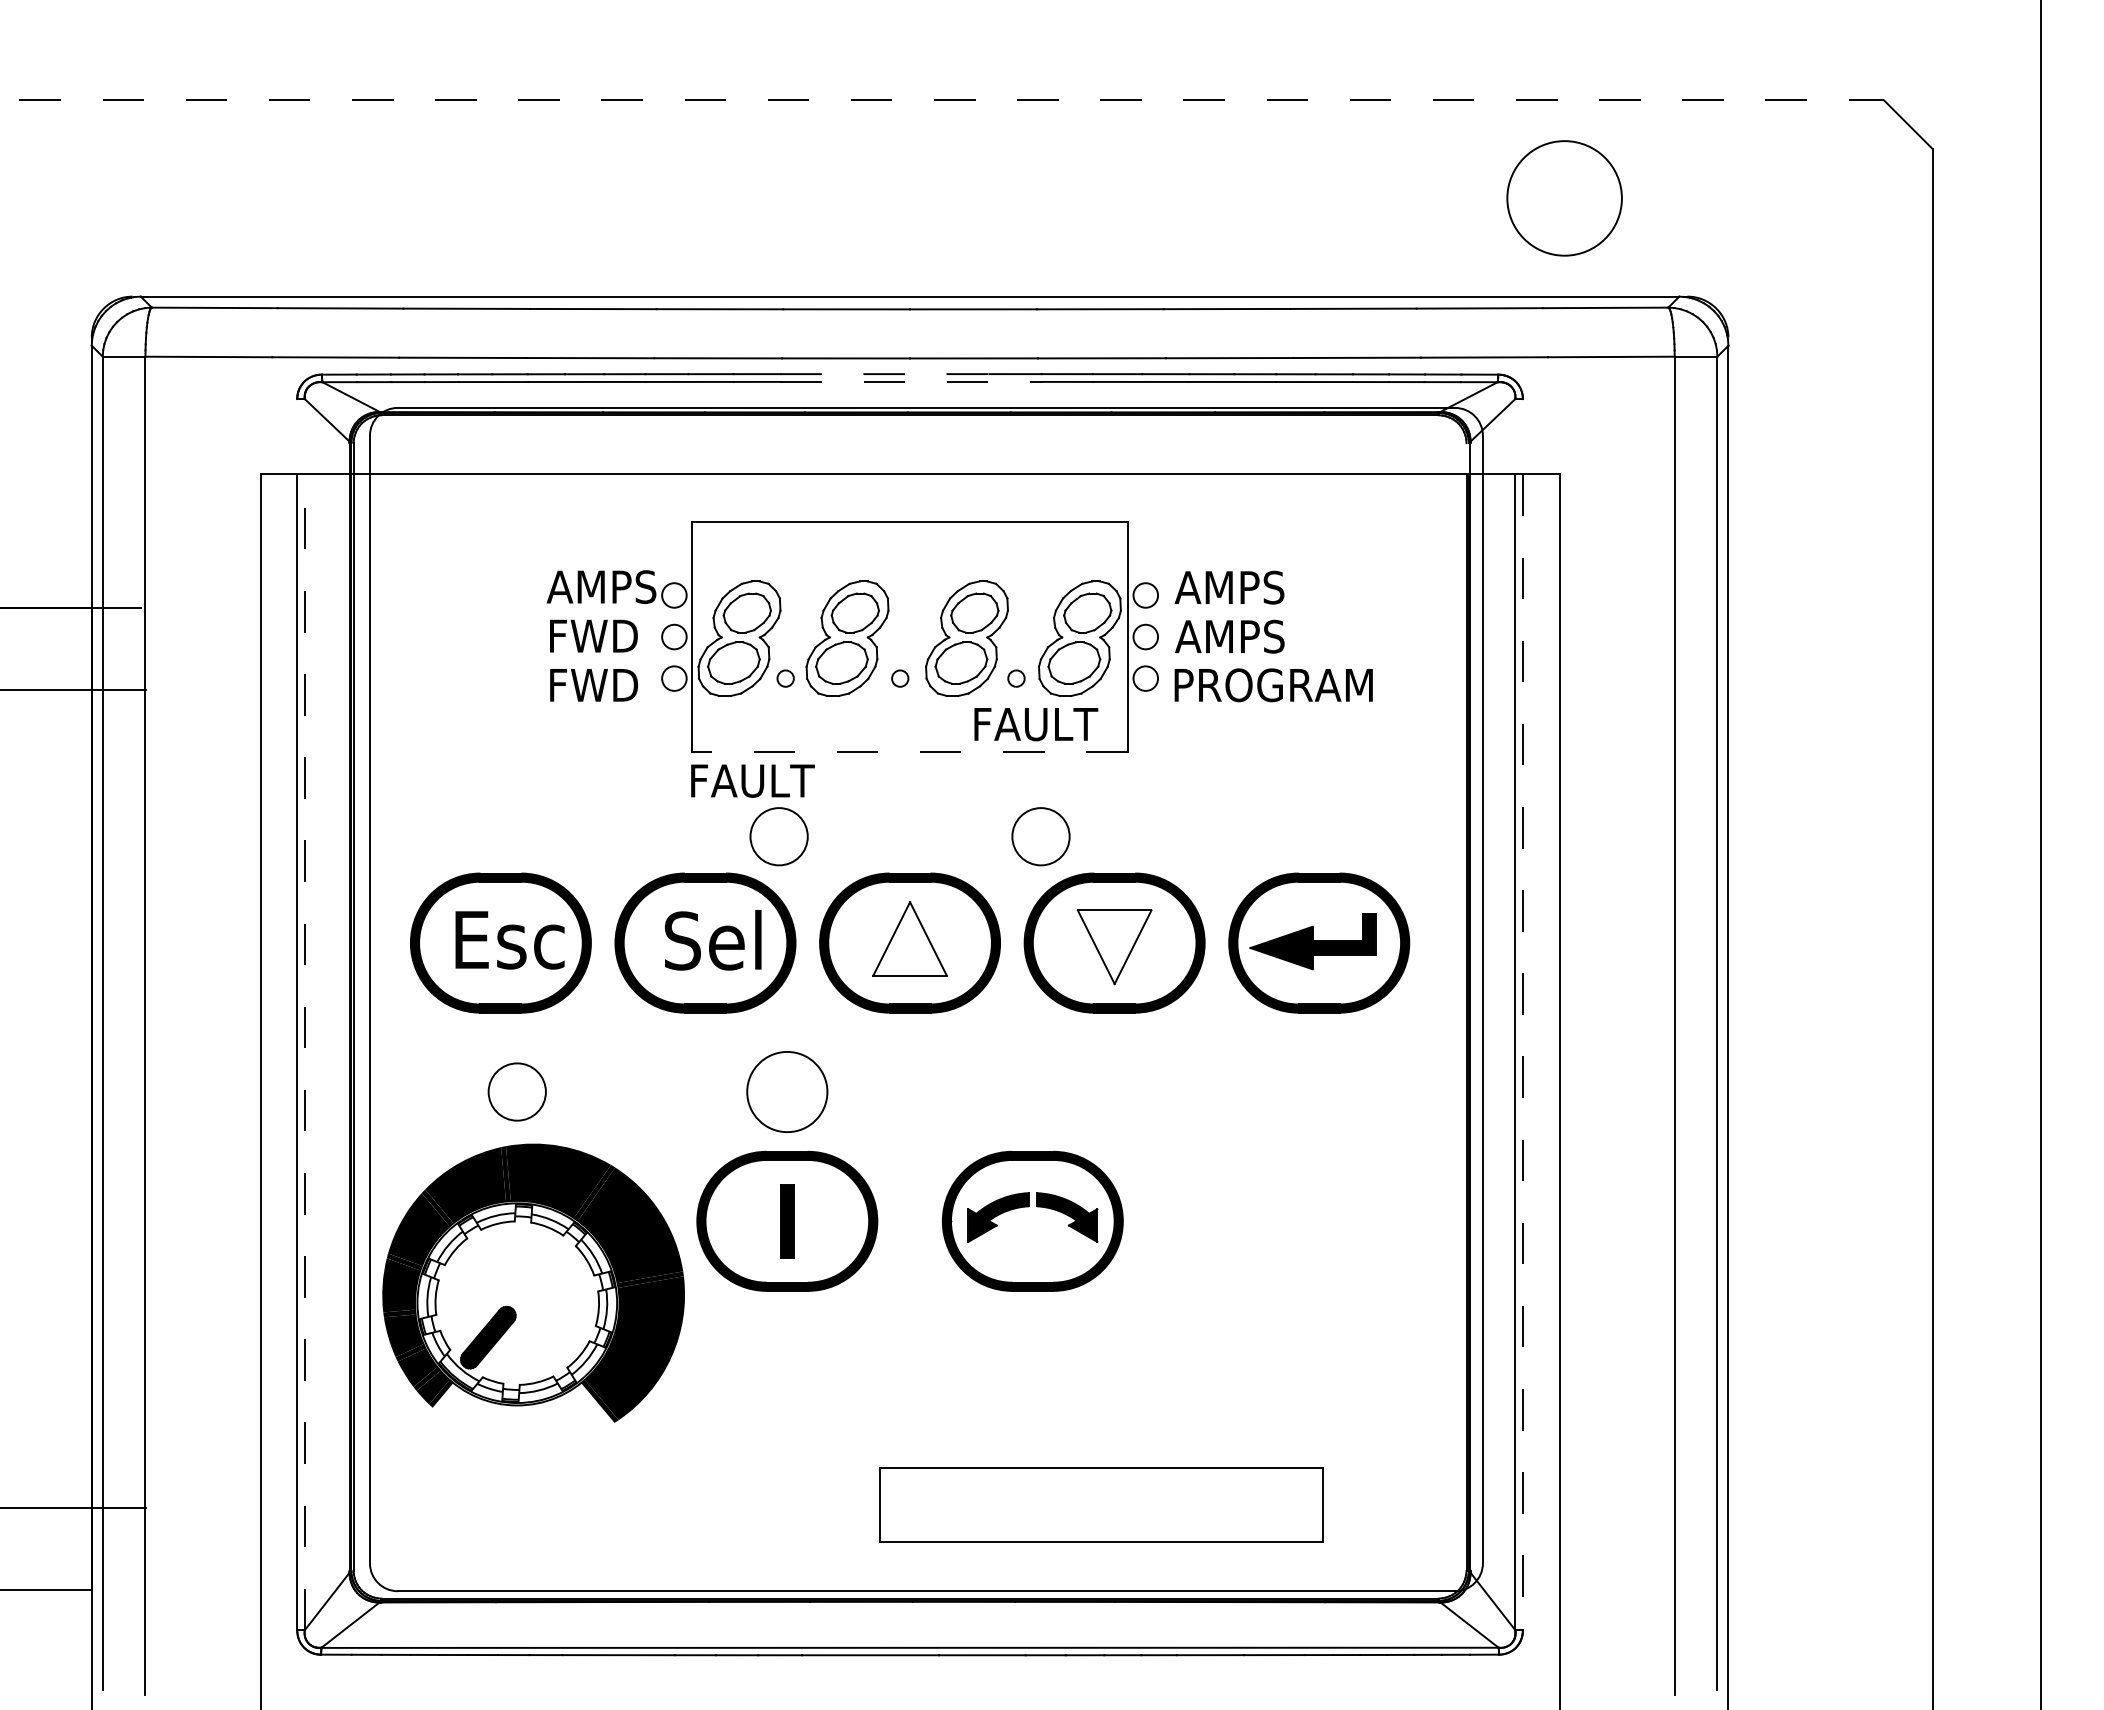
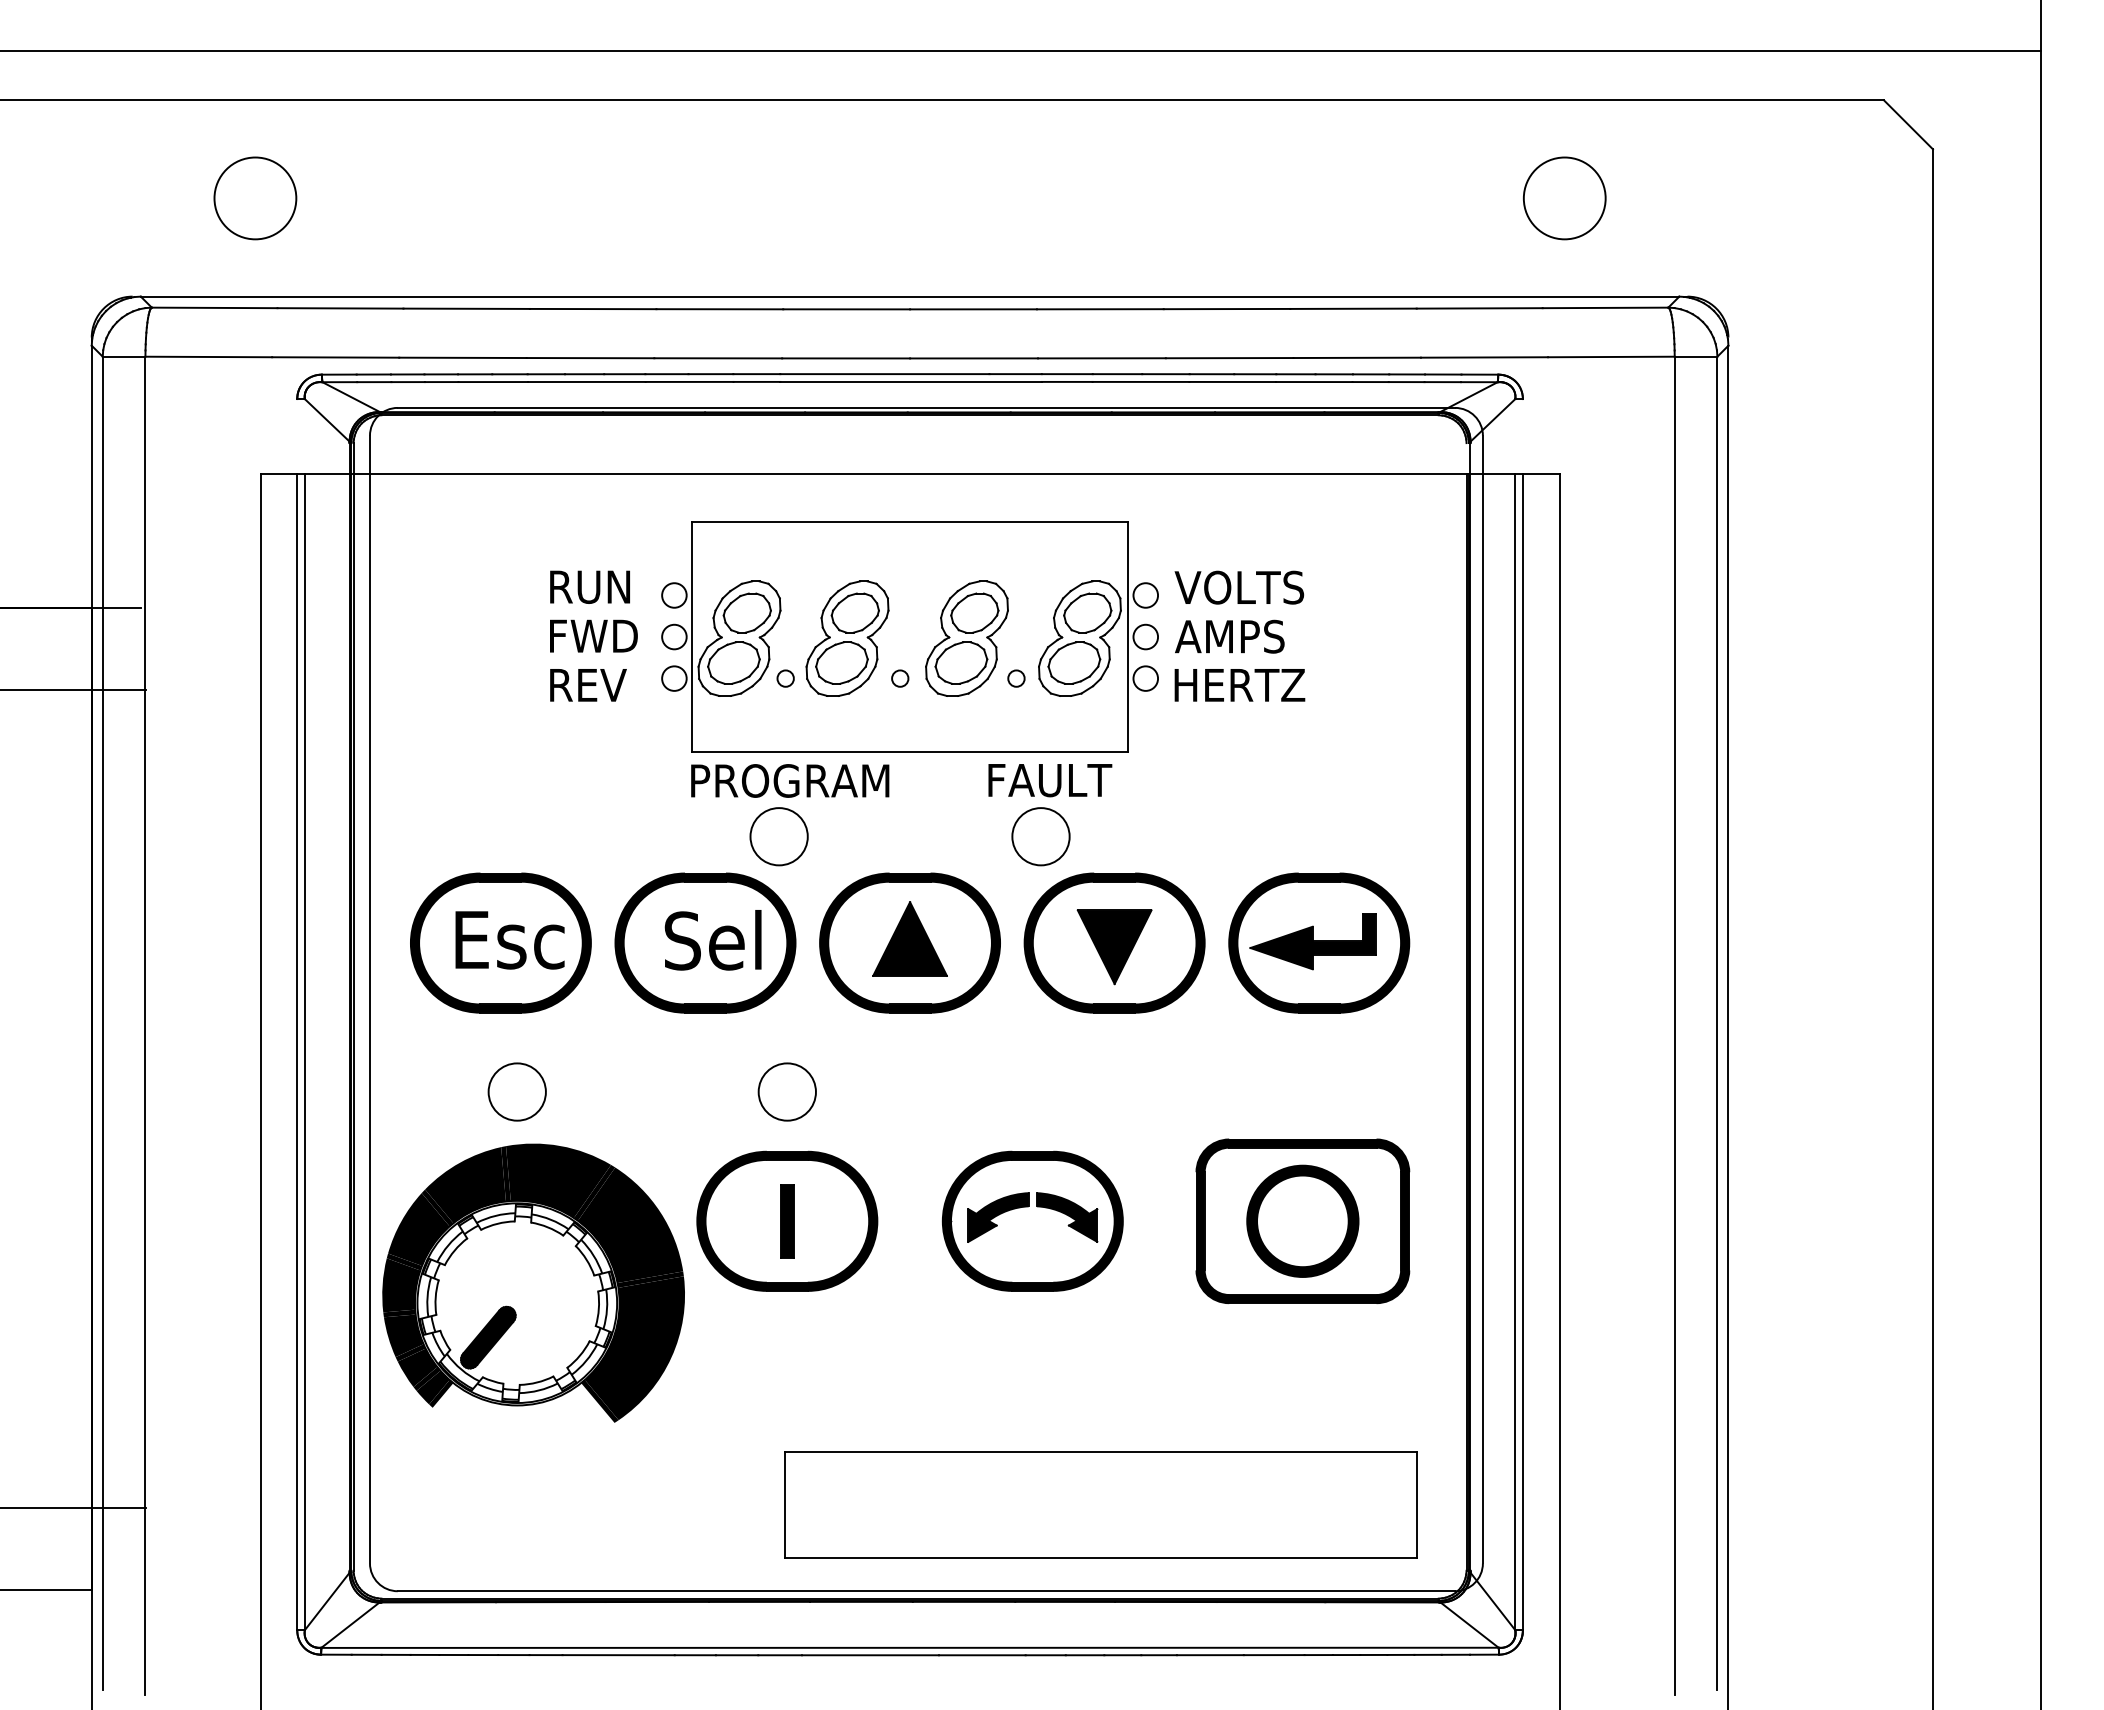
line: none -> present (1021, 51)
line: dashed -> solid (942, 100)
circle: none -> present (255, 198)
circle size: 117x117 px -> 84x85 px (1564, 198)
line: dashed -> solid (884, 374)
line: dashed -> solid (911, 381)
text: AMPS -> RUN (601, 586)
text: AMPS -> VOLTS (1239, 587)
text: FWD -> REV (595, 685)
text: PROGRAM -> HERTZ (1275, 685)
text position: (1036, 724) -> (1050, 780) (1050, 780)
line: dashed -> solid (910, 751)
text: FAULT -> PROGRAM (792, 780)
fill: none -> present (909, 938)
fill: none -> present (1114, 947)
line: dashed -> solid (304, 1052)
line: dashed -> solid (1522, 1052)
circle diameter: 80 px -> 57 px (786, 1091)
part: none -> present (1302, 1220)
part size: 445x76 px -> 634x108 px (1100, 1504)
